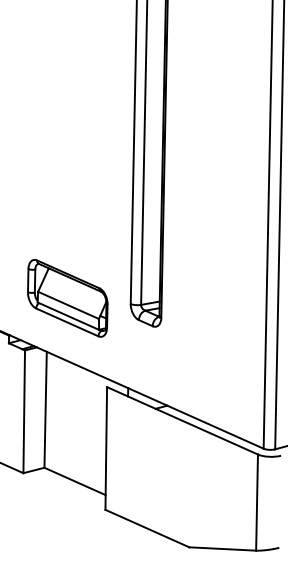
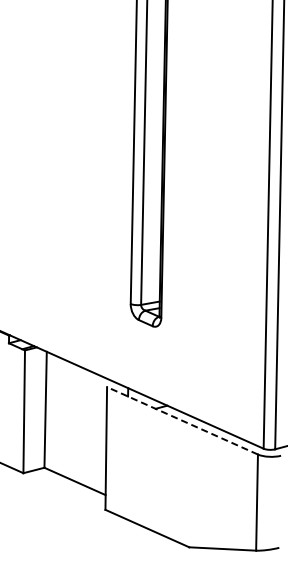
part: present -> none (67, 298)
line: solid -> dashed (182, 420)
